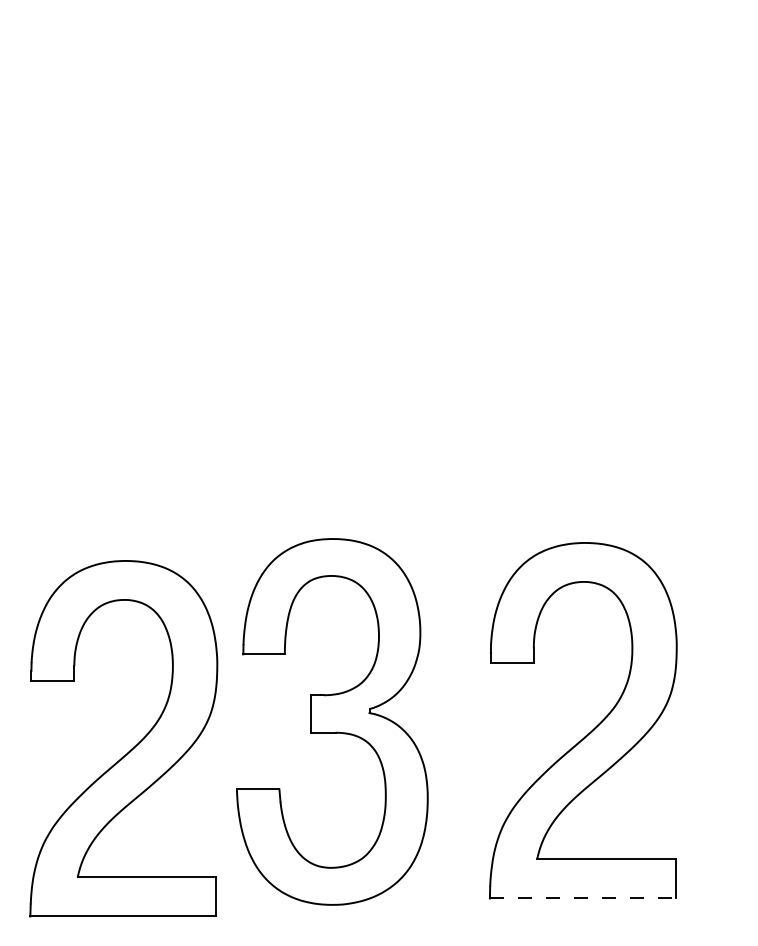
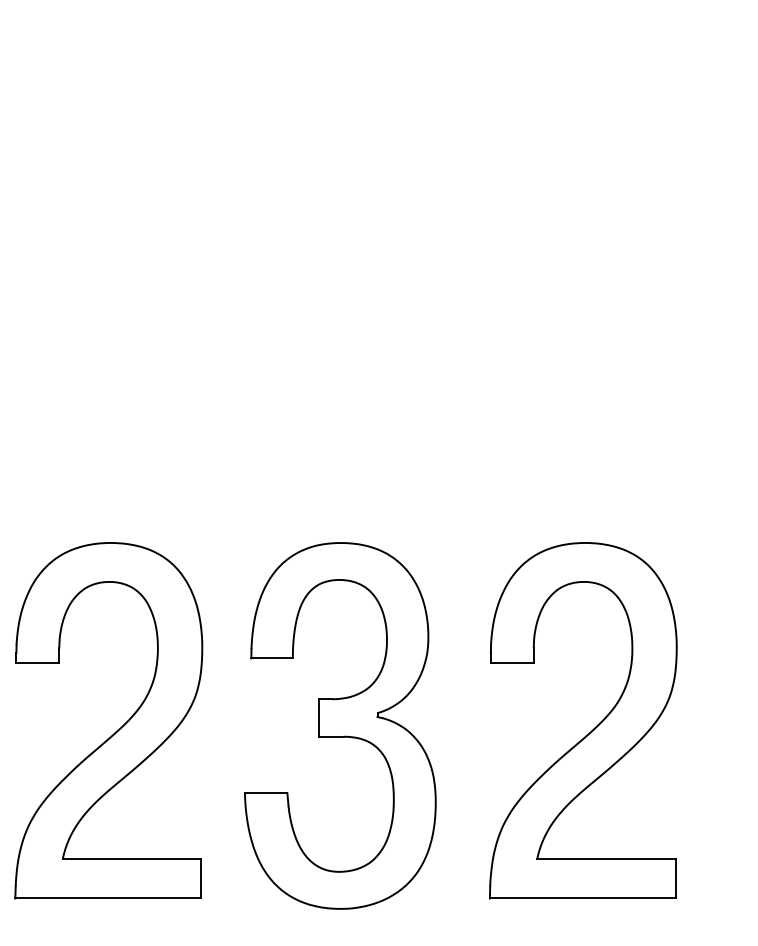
part position: (332, 721) -> (340, 725) (340, 725)
part position: (132, 747) -> (117, 729) (117, 729)
line: dashed -> solid (582, 898)
